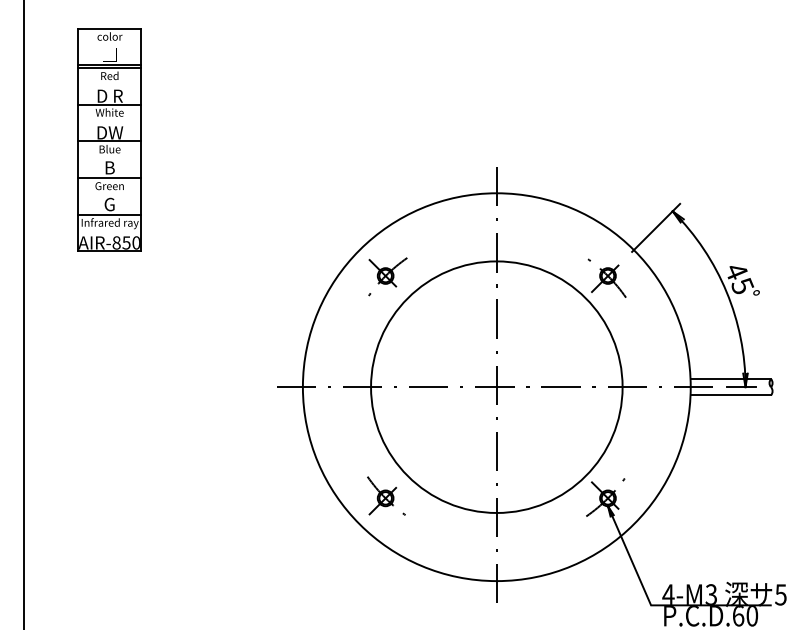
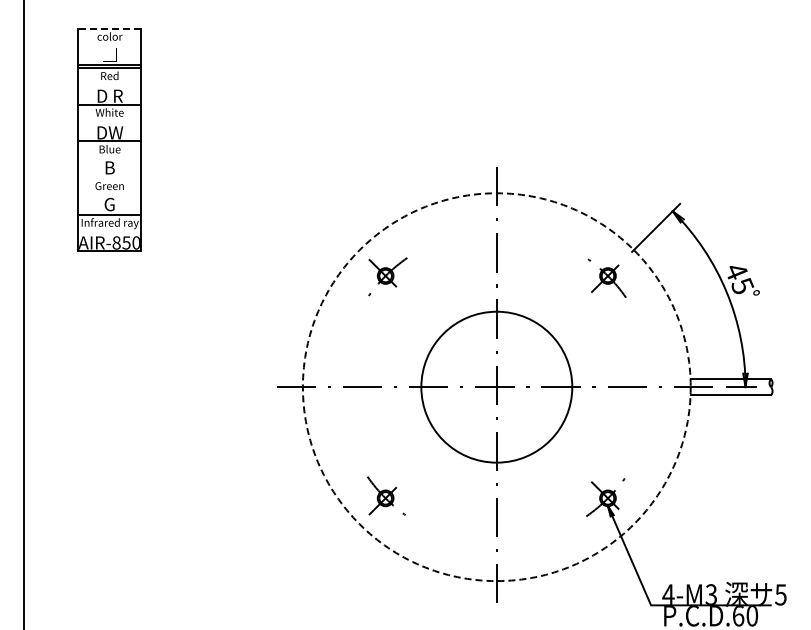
line: solid -> dashed (109, 28)
line: present -> none (109, 177)
circle diameter: 252 px -> 151 px (496, 386)
circle: solid -> dashed (496, 387)
